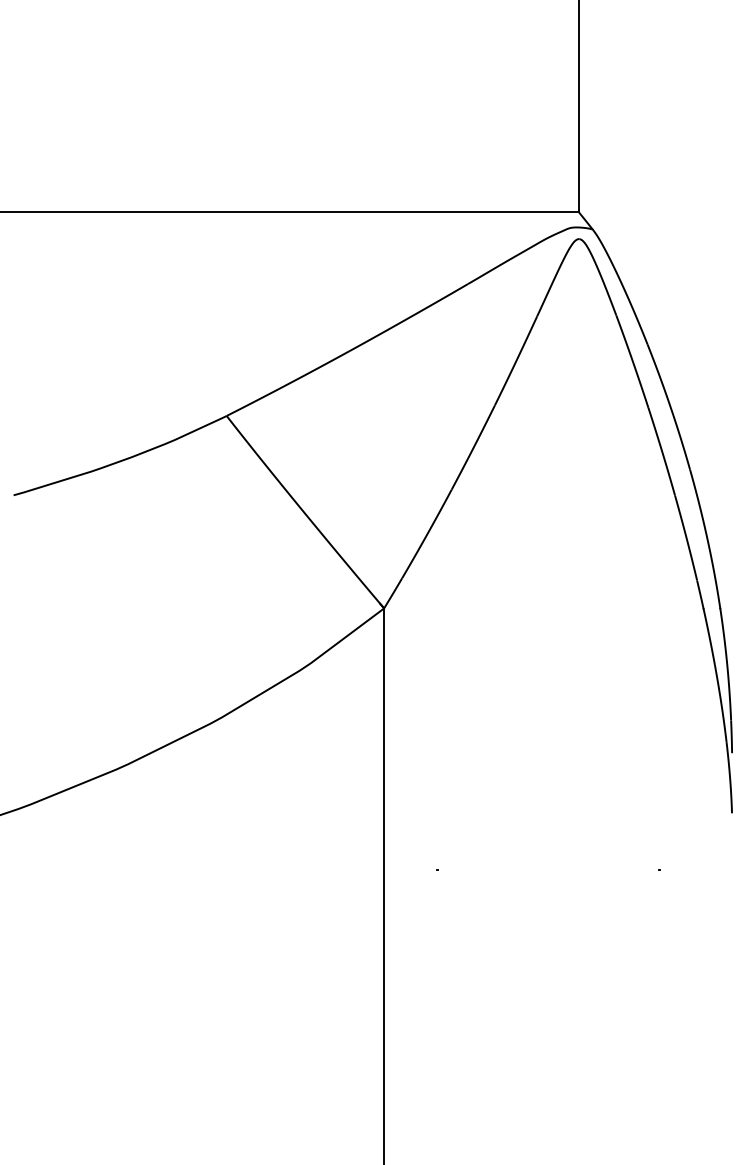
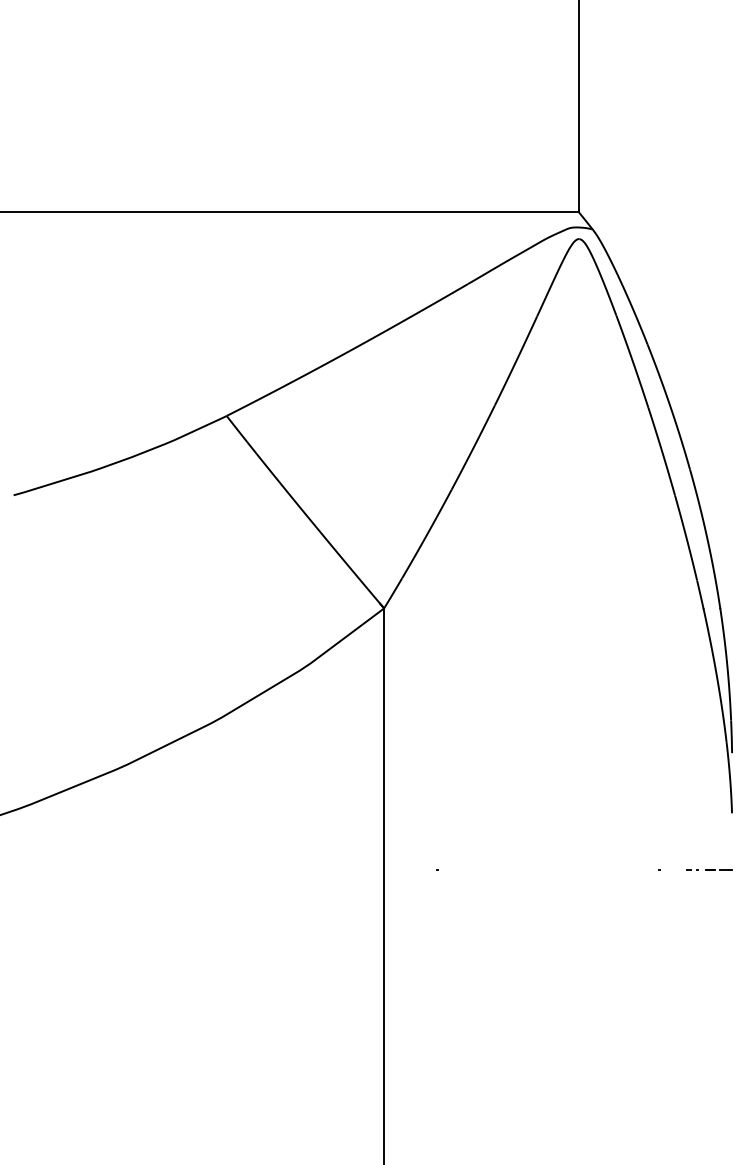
line: none -> present (709, 869)
